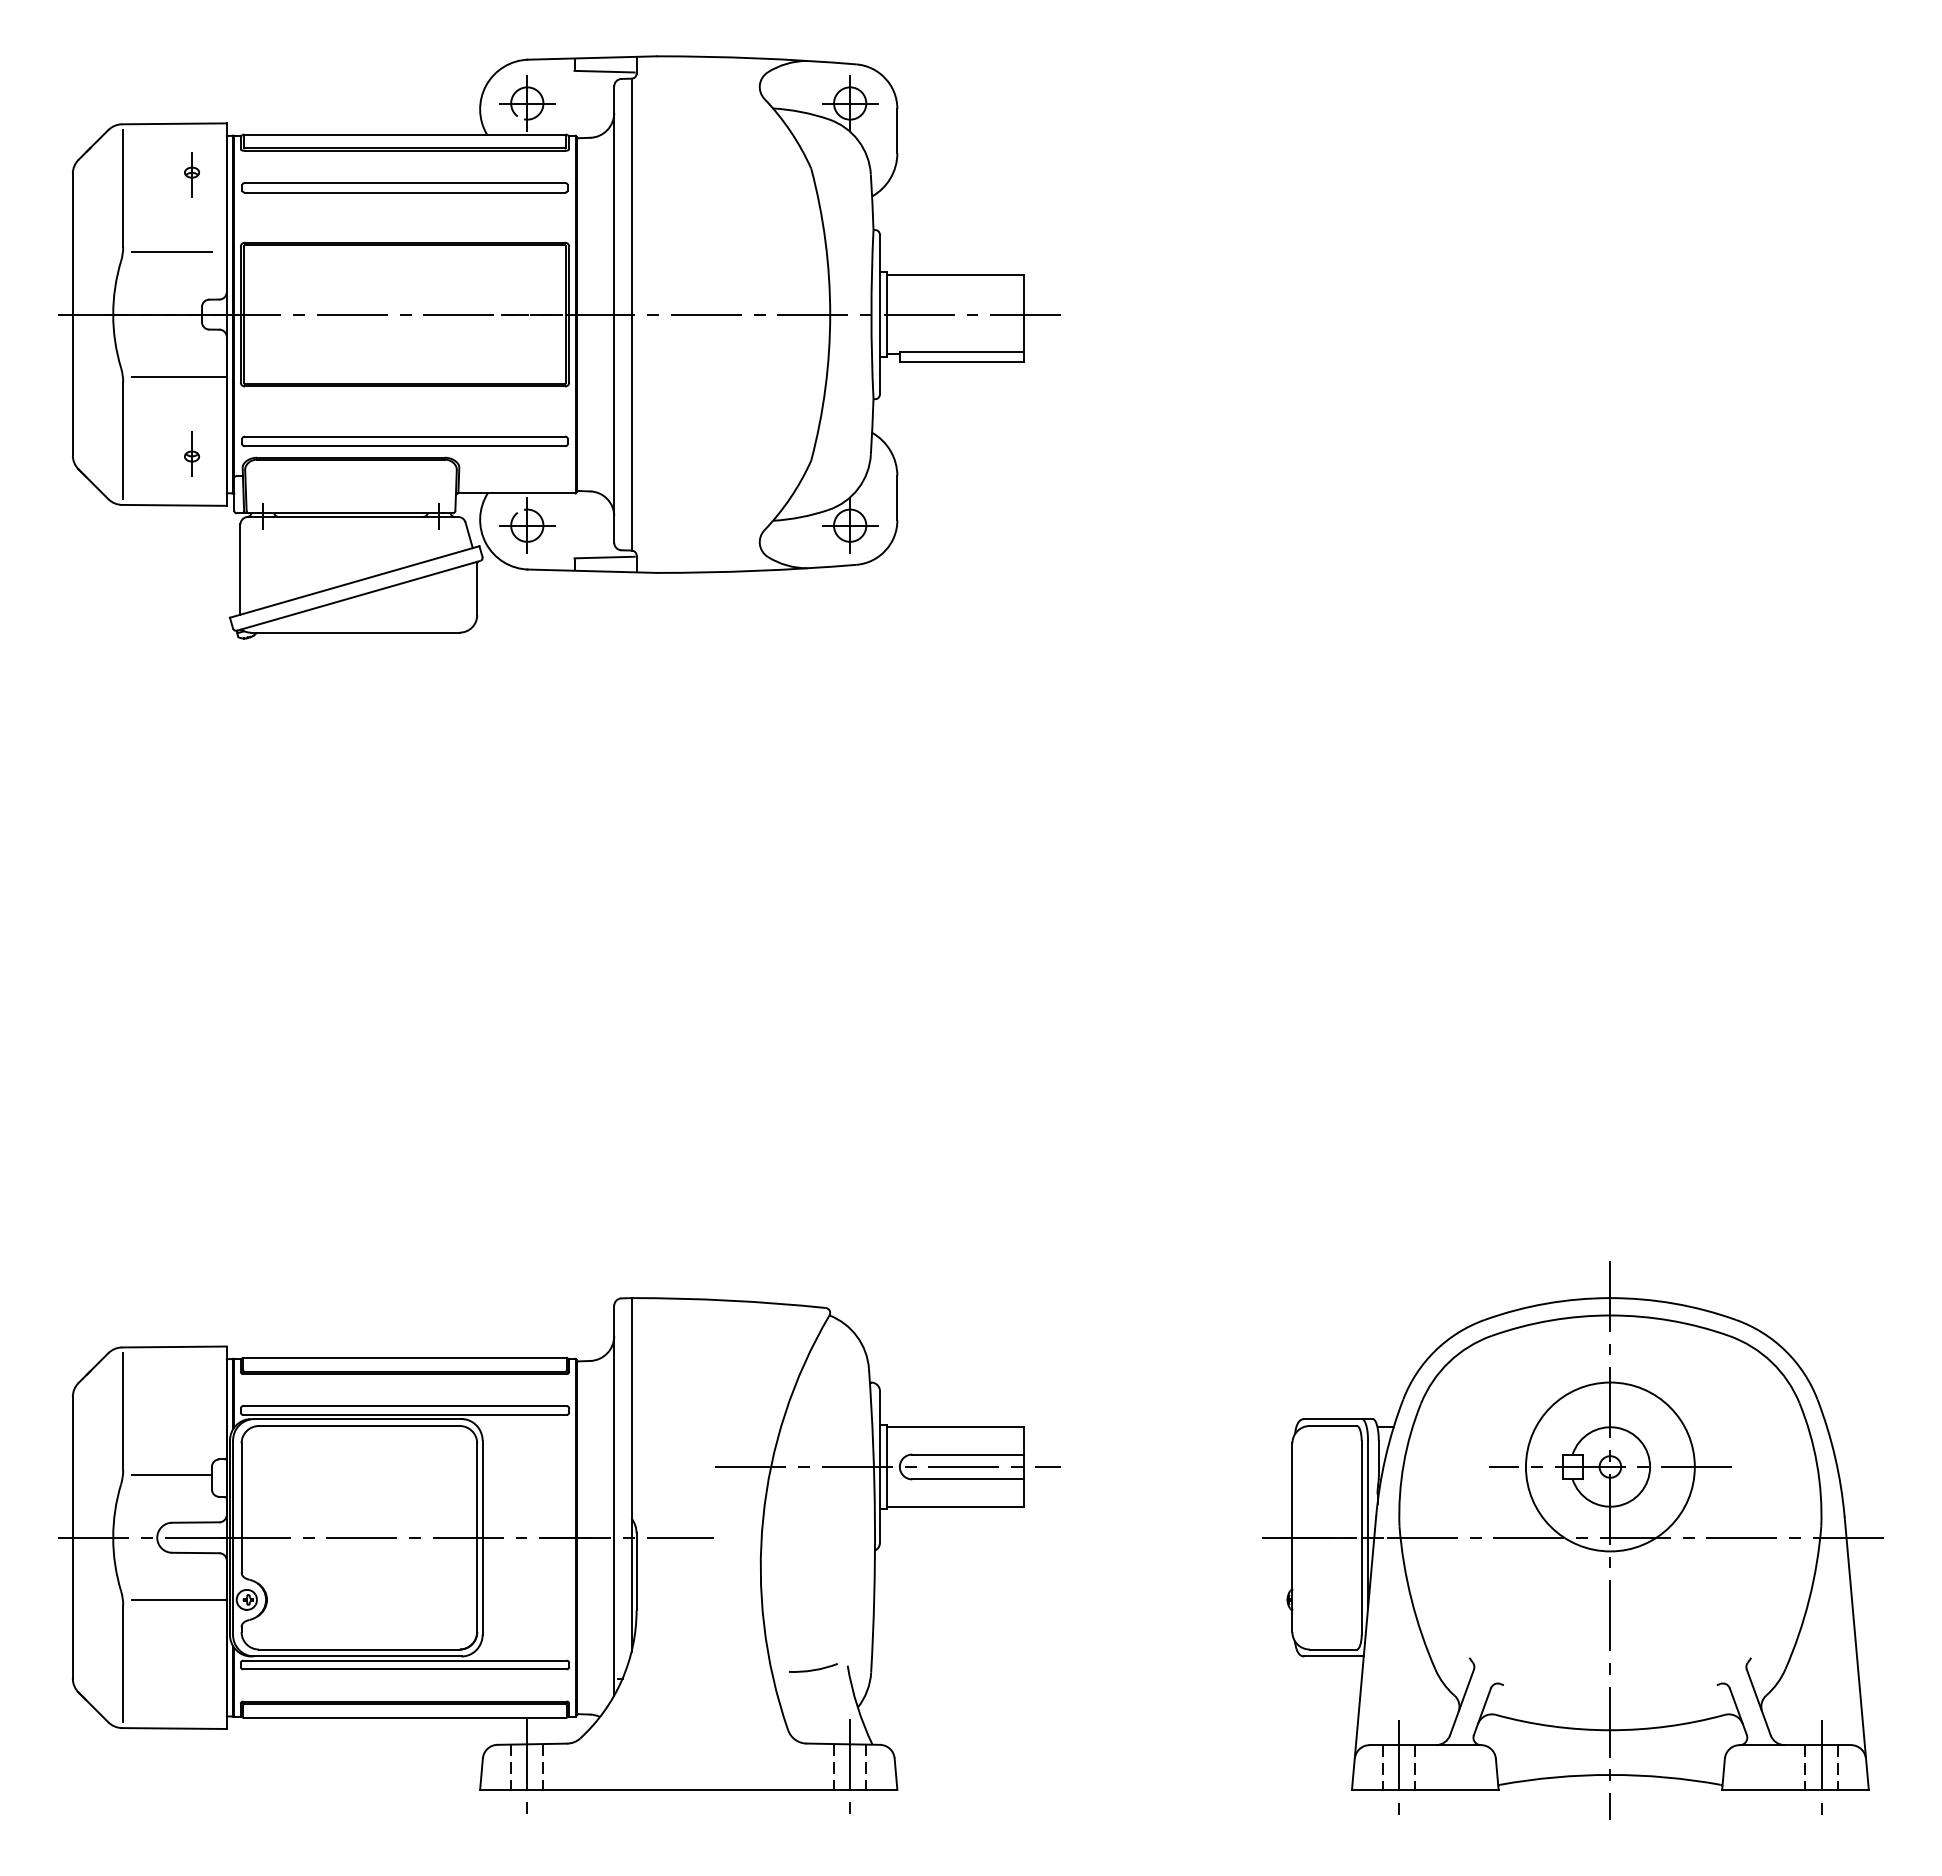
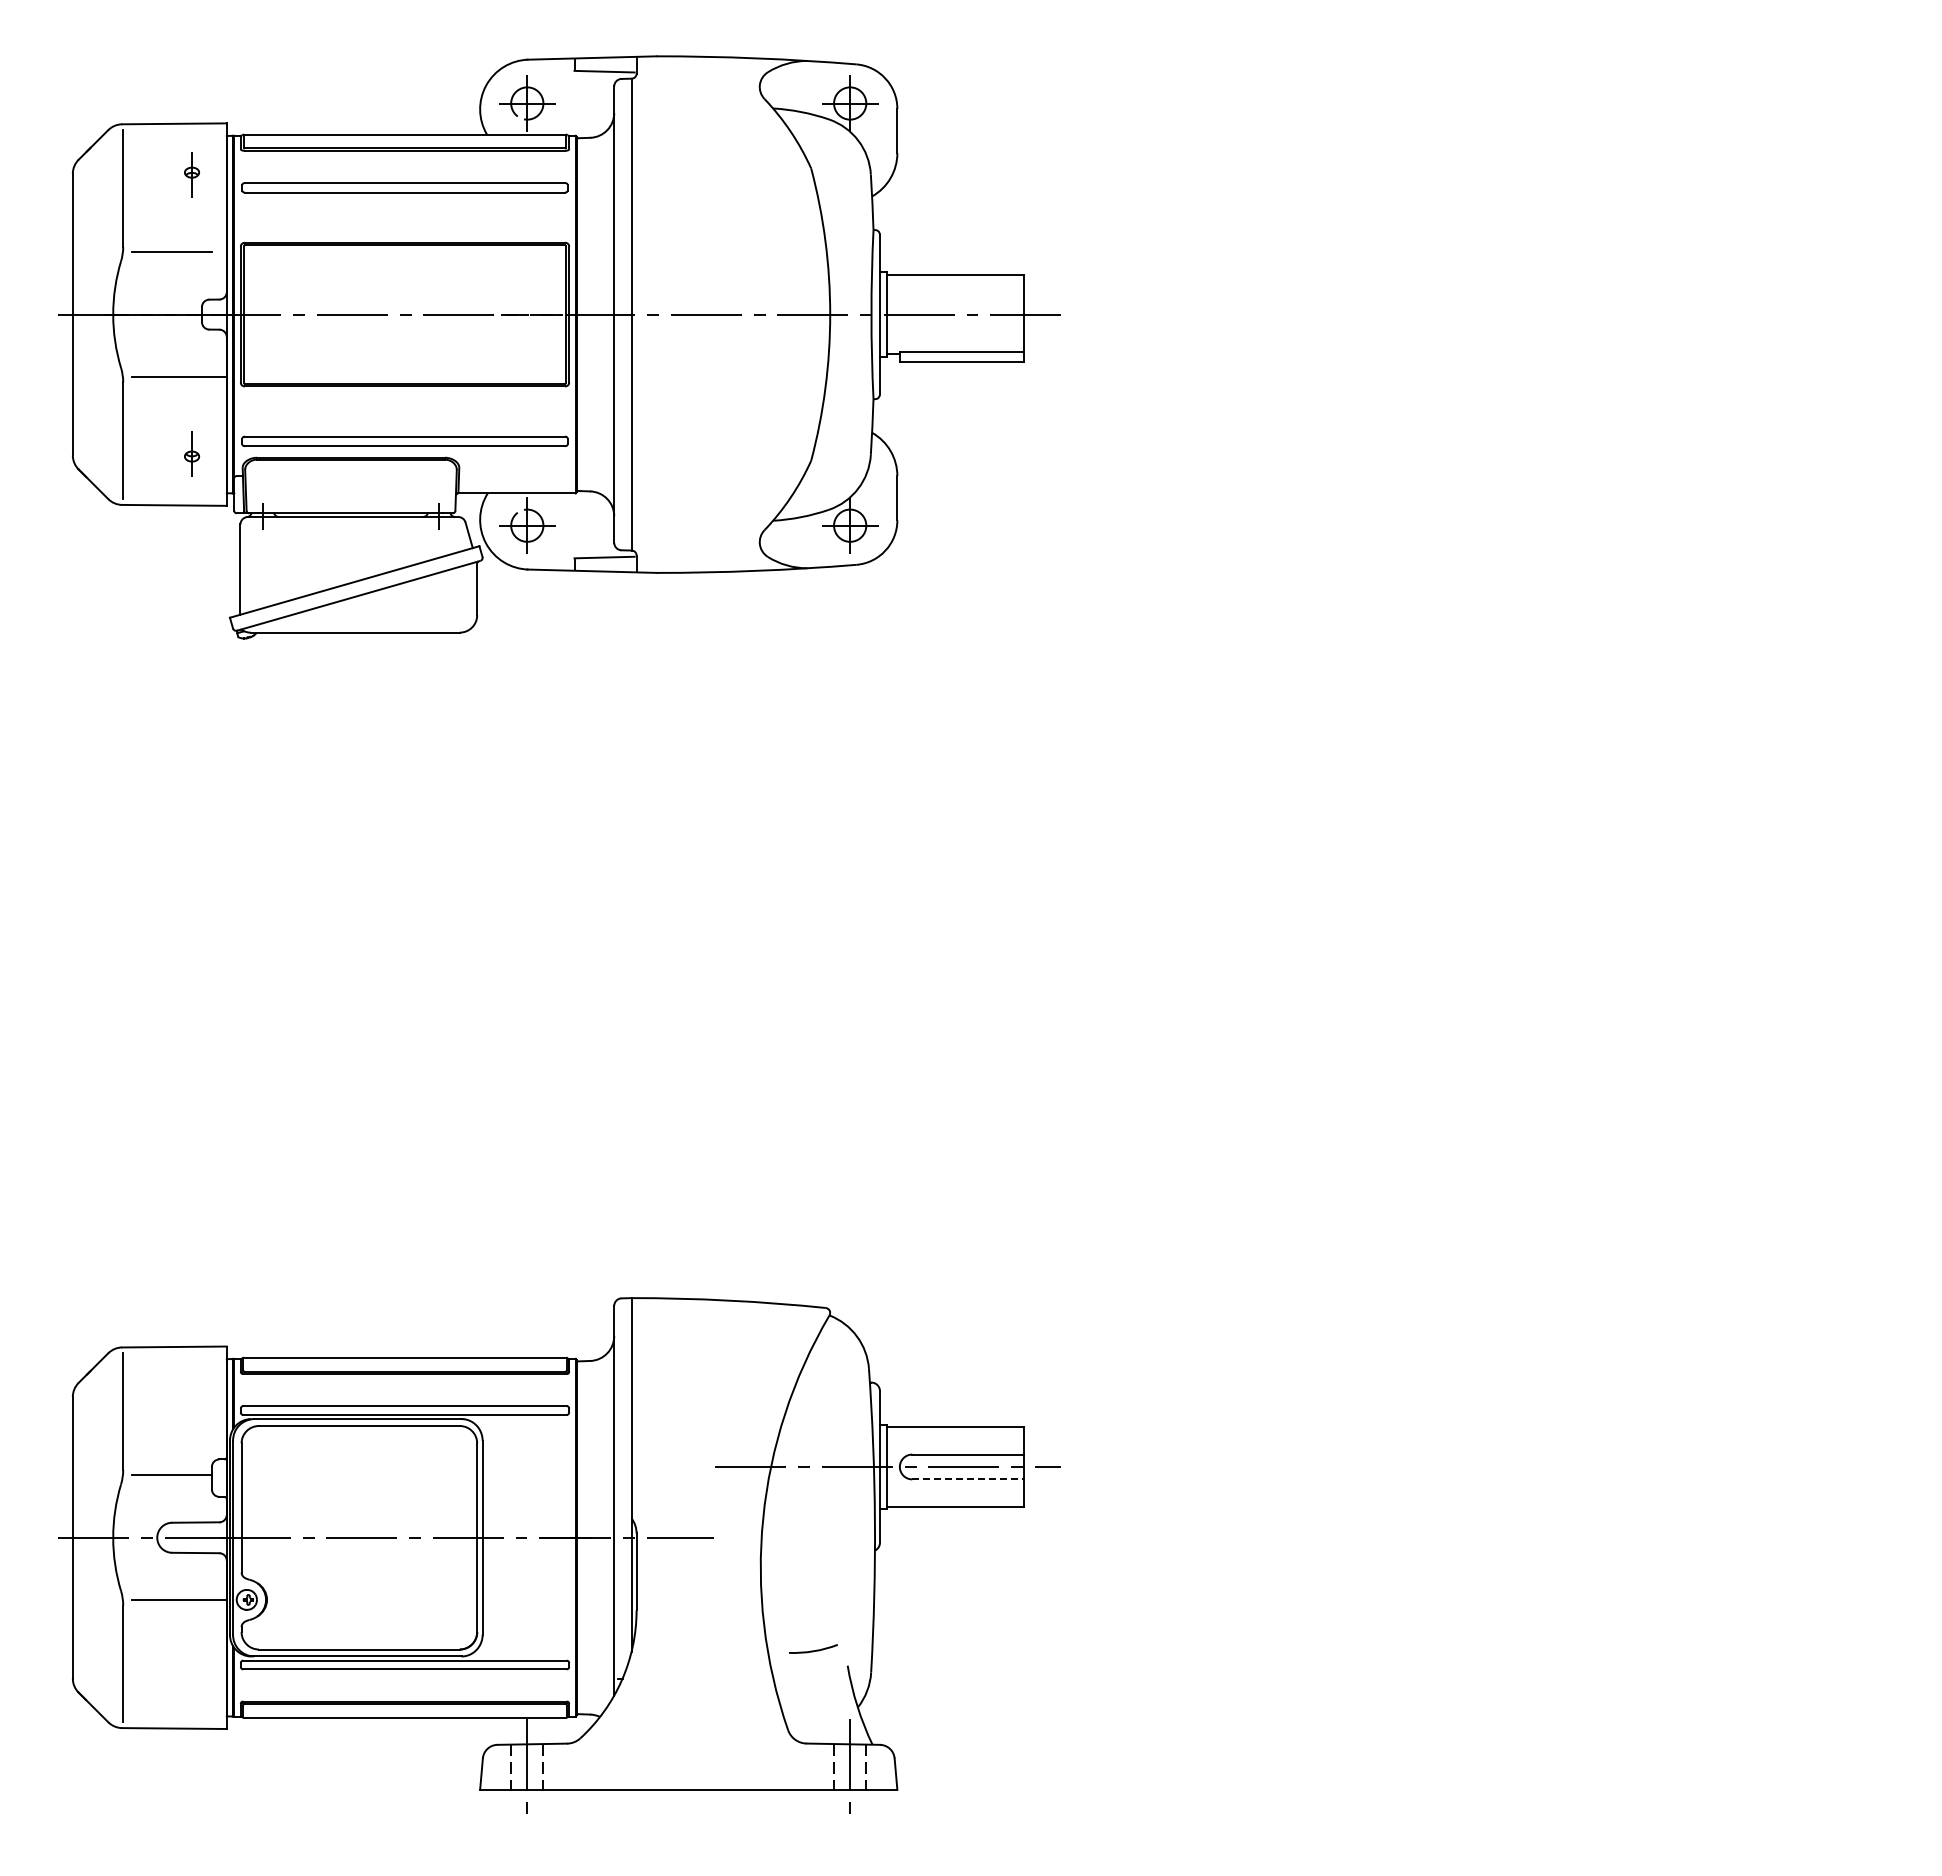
line: solid -> dashed (968, 1479)
part: present -> none (1572, 1540)
arc position: (813, 1669) -> (813, 1650) (813, 1650)
